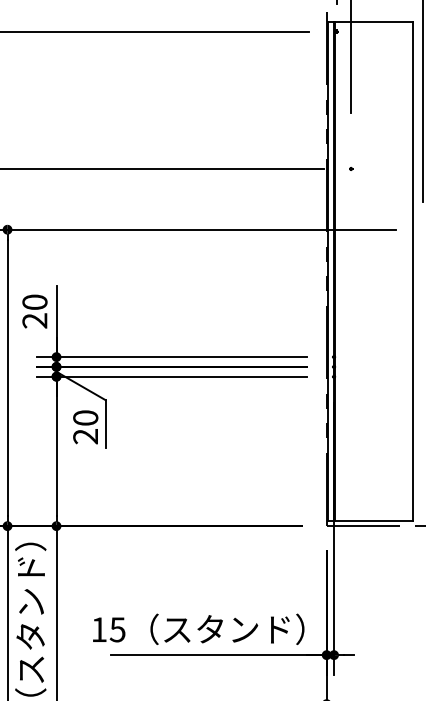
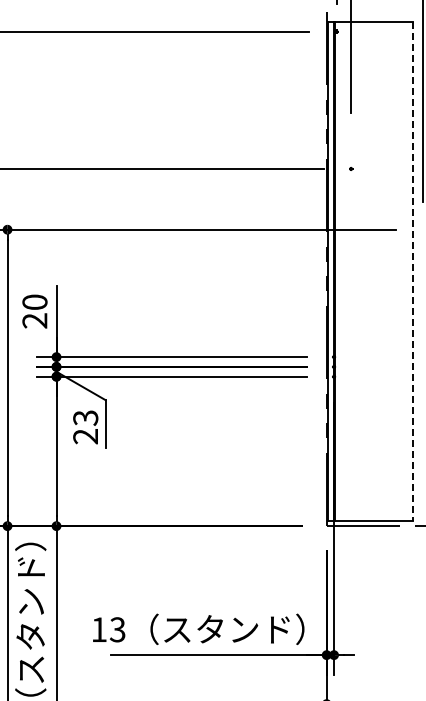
line: solid -> dashed (412, 271)
text: 20 -> 23 (85, 417)
text: 15 -> 13 (117, 629)
